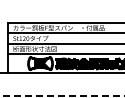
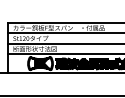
line: dashed -> solid (62, 96)
